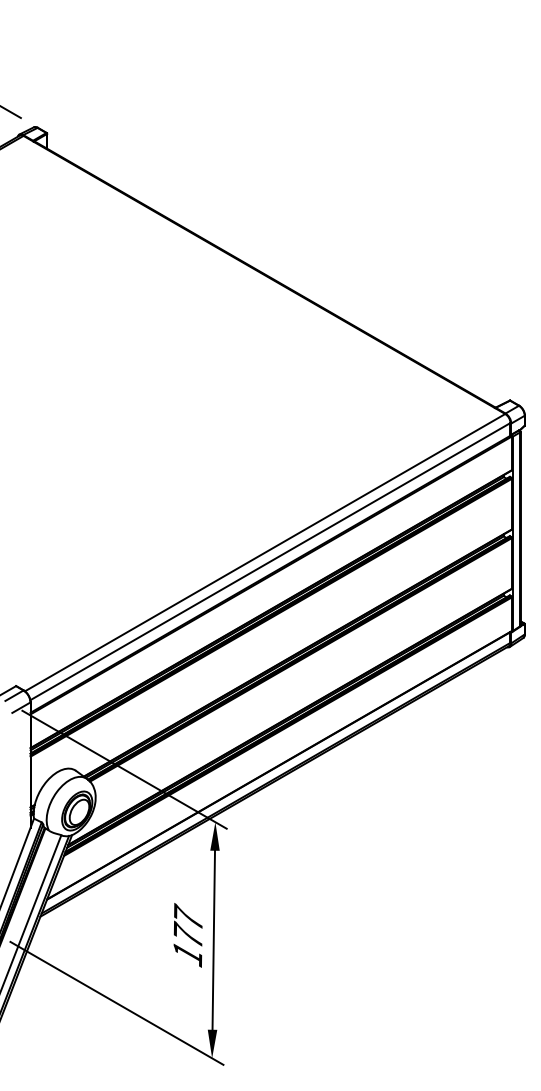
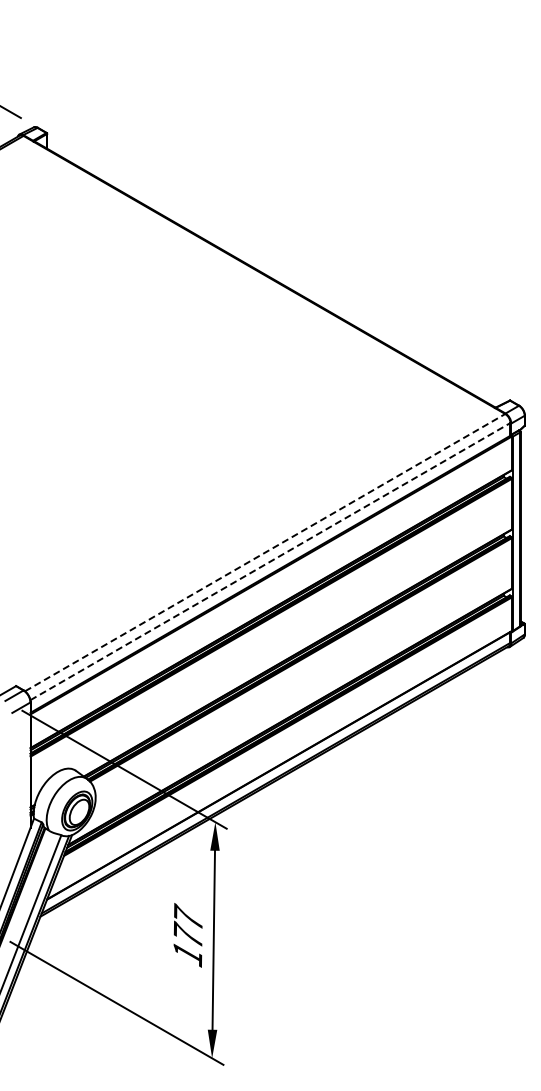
line: solid -> dashed (265, 552)
line: solid -> dashed (270, 561)
